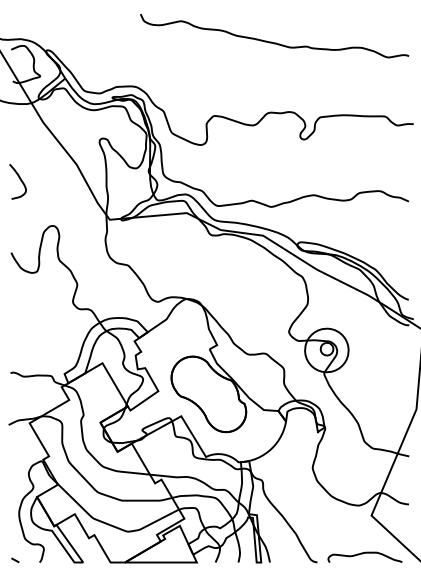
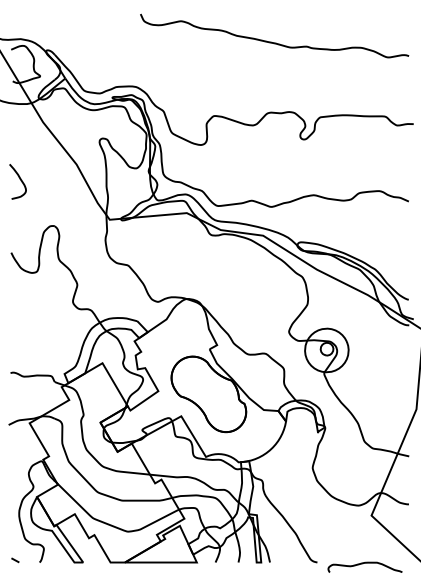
curve position: (362, 554) -> (362, 564) (362, 564)
